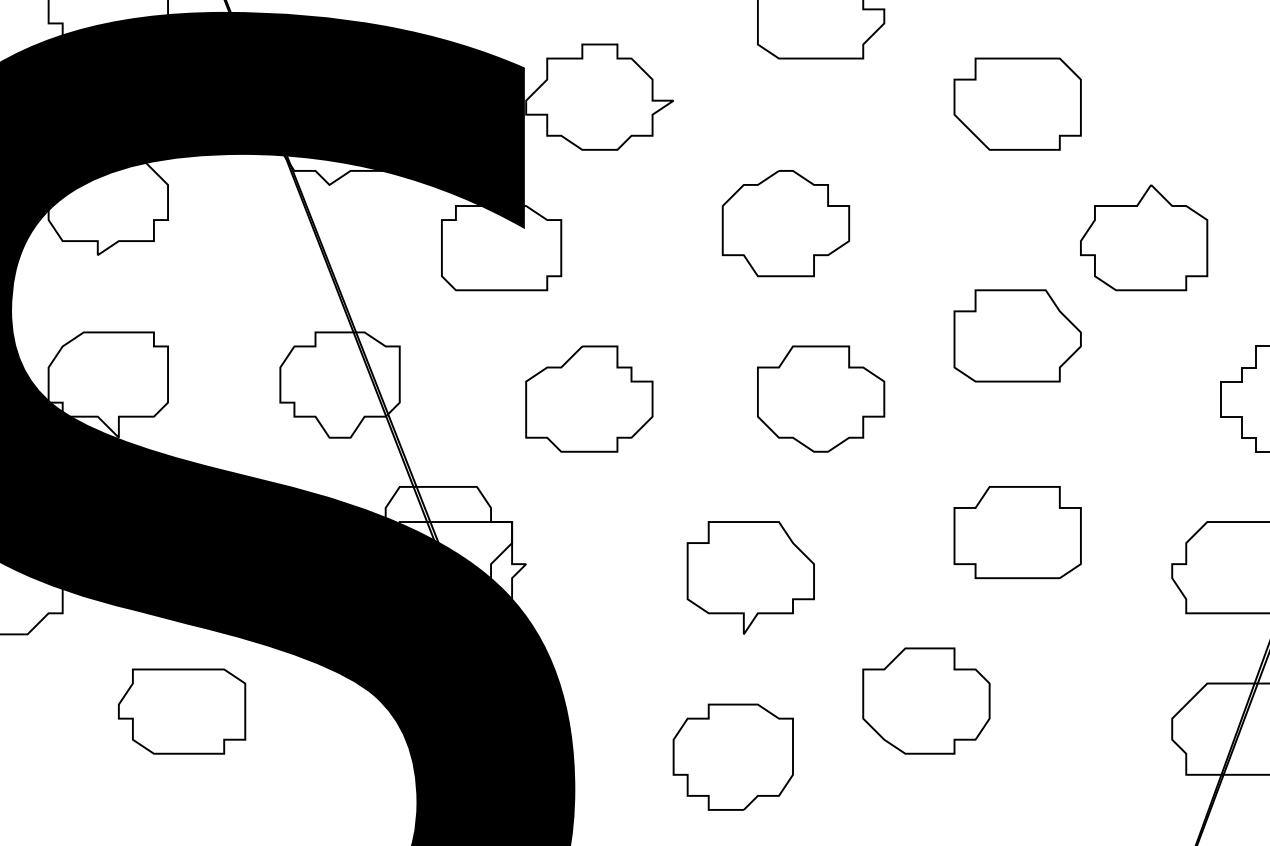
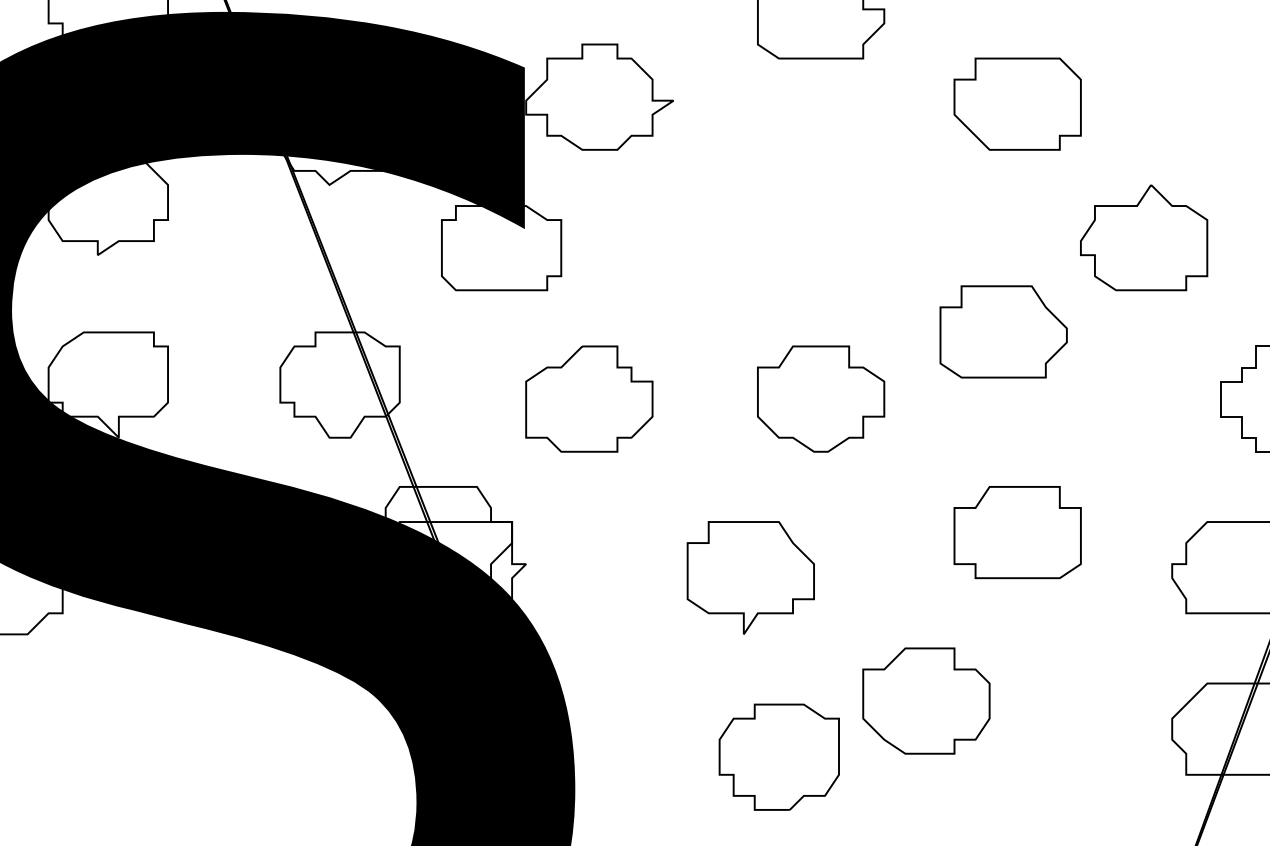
part: present -> none (785, 223)
part position: (1017, 335) -> (1003, 331) (1003, 331)
part: present -> none (182, 711)
part position: (732, 756) -> (778, 756) (778, 756)
